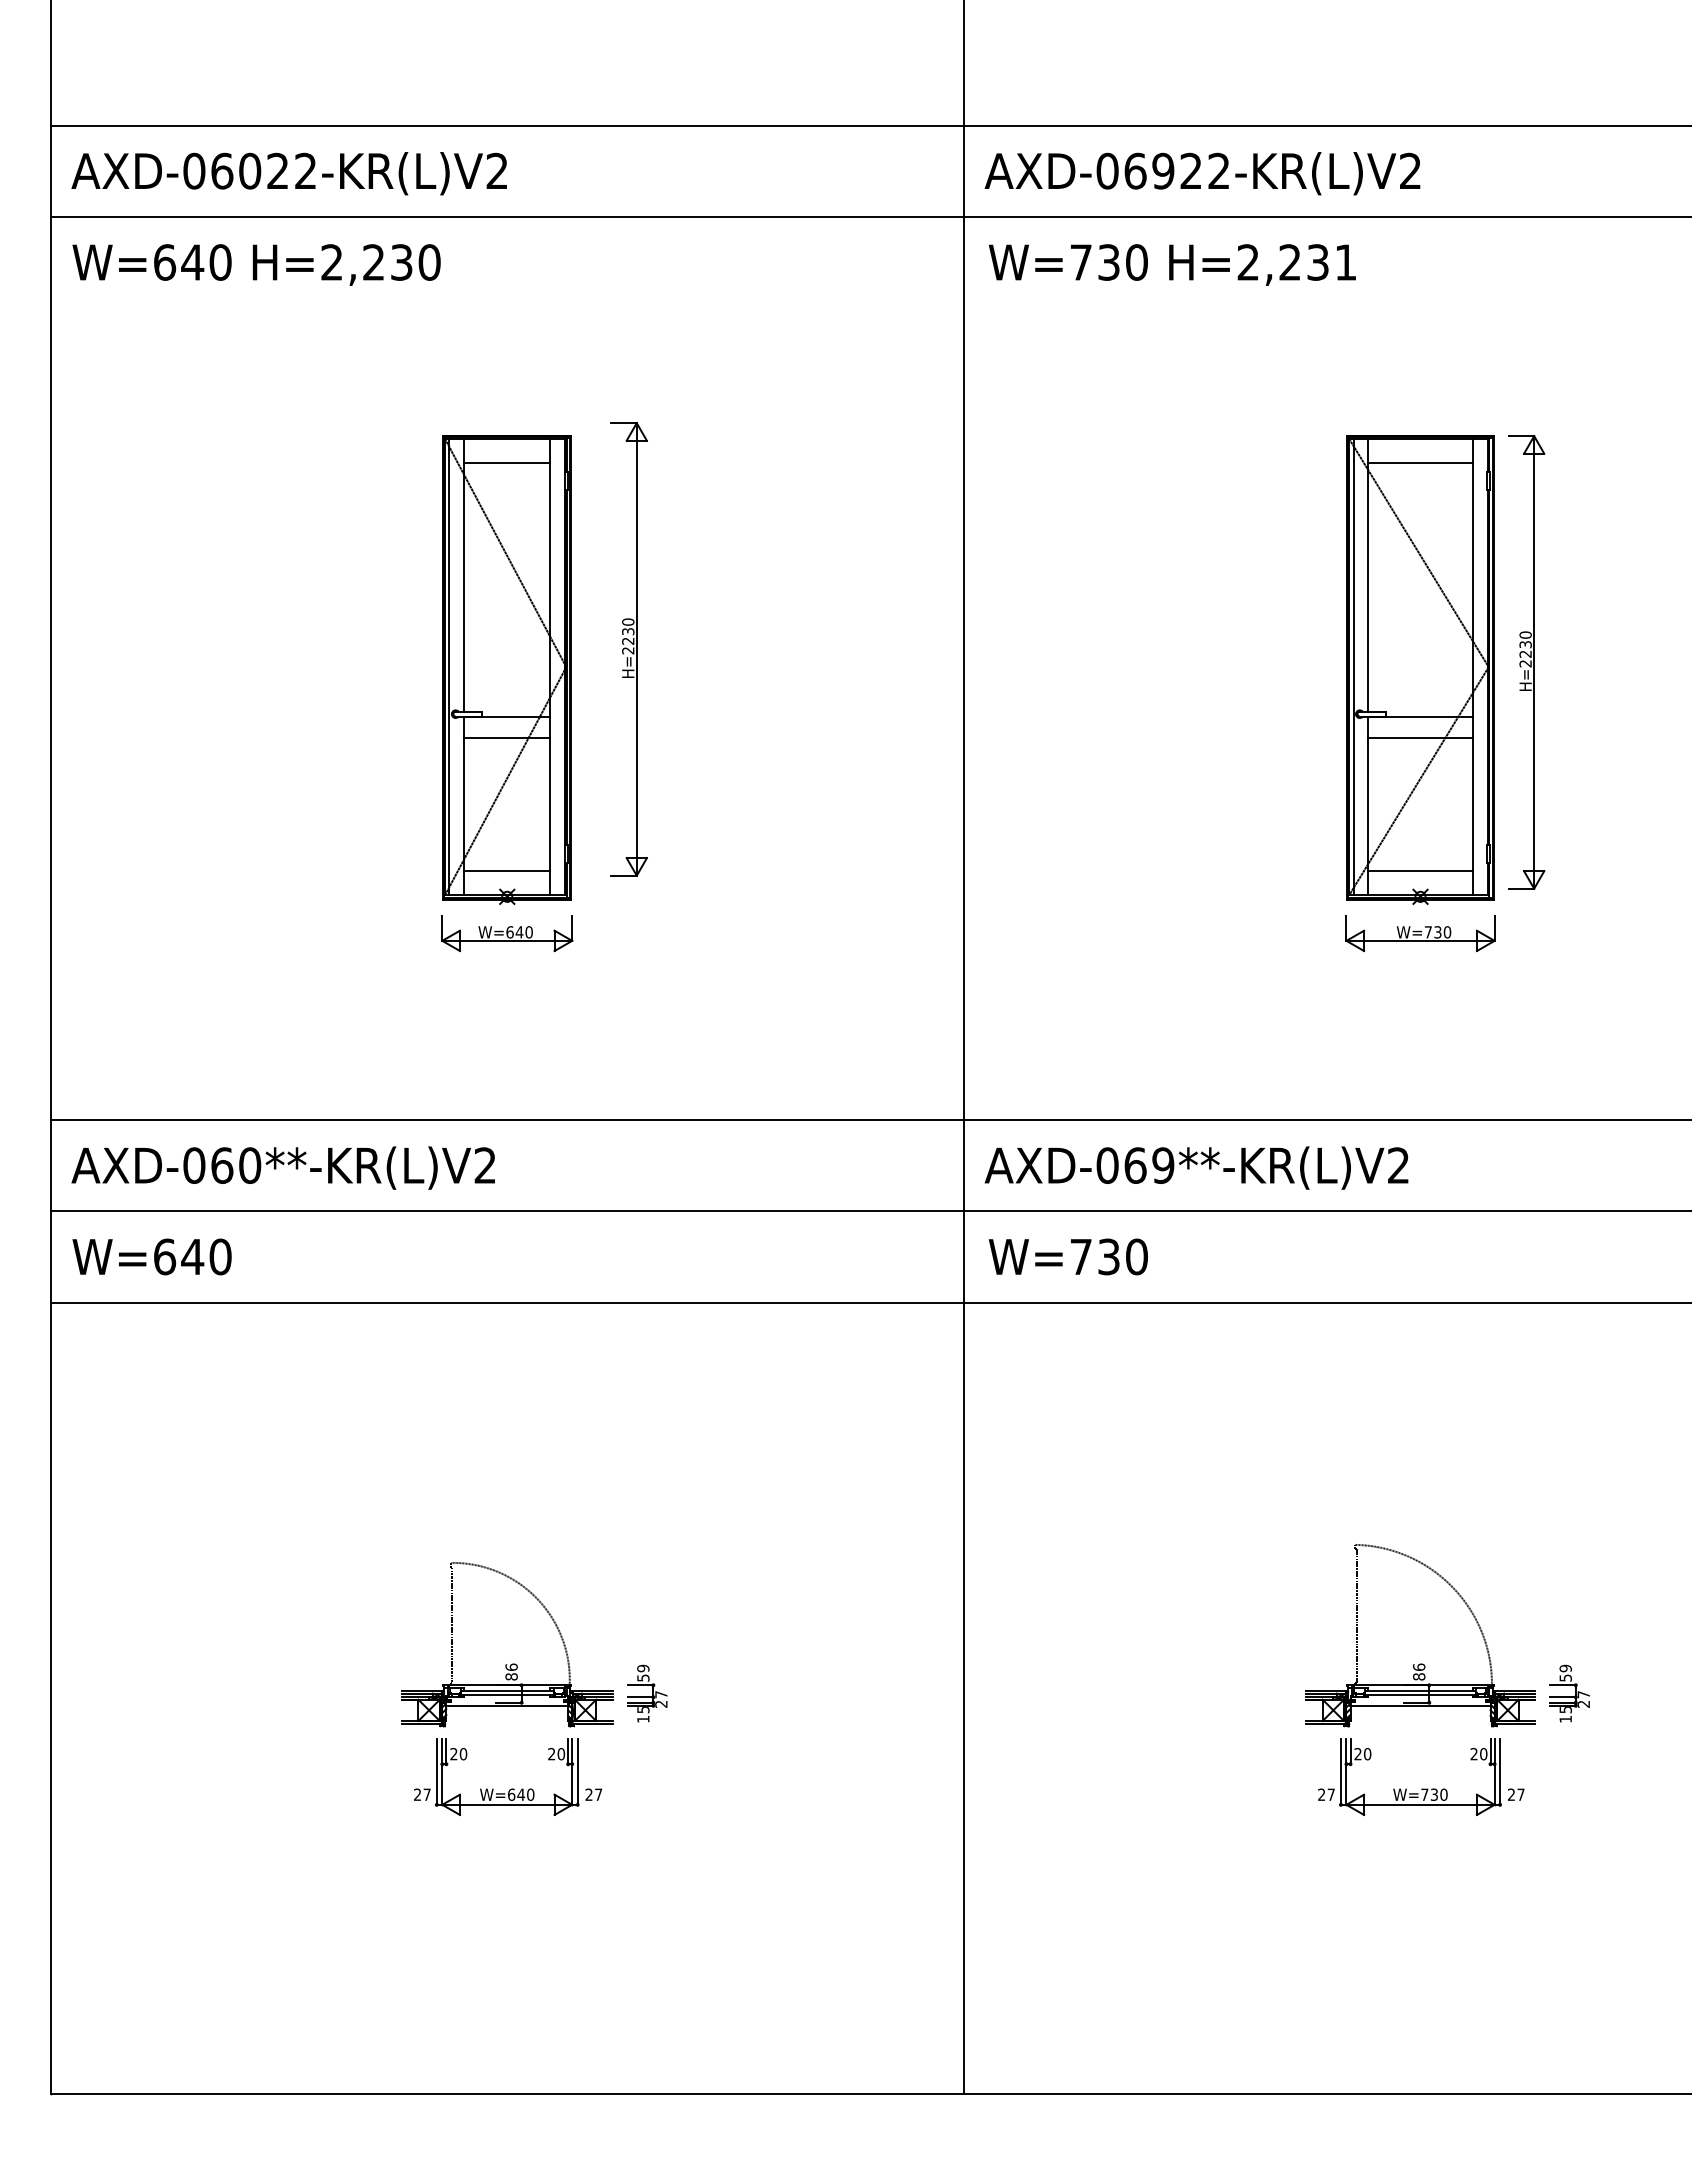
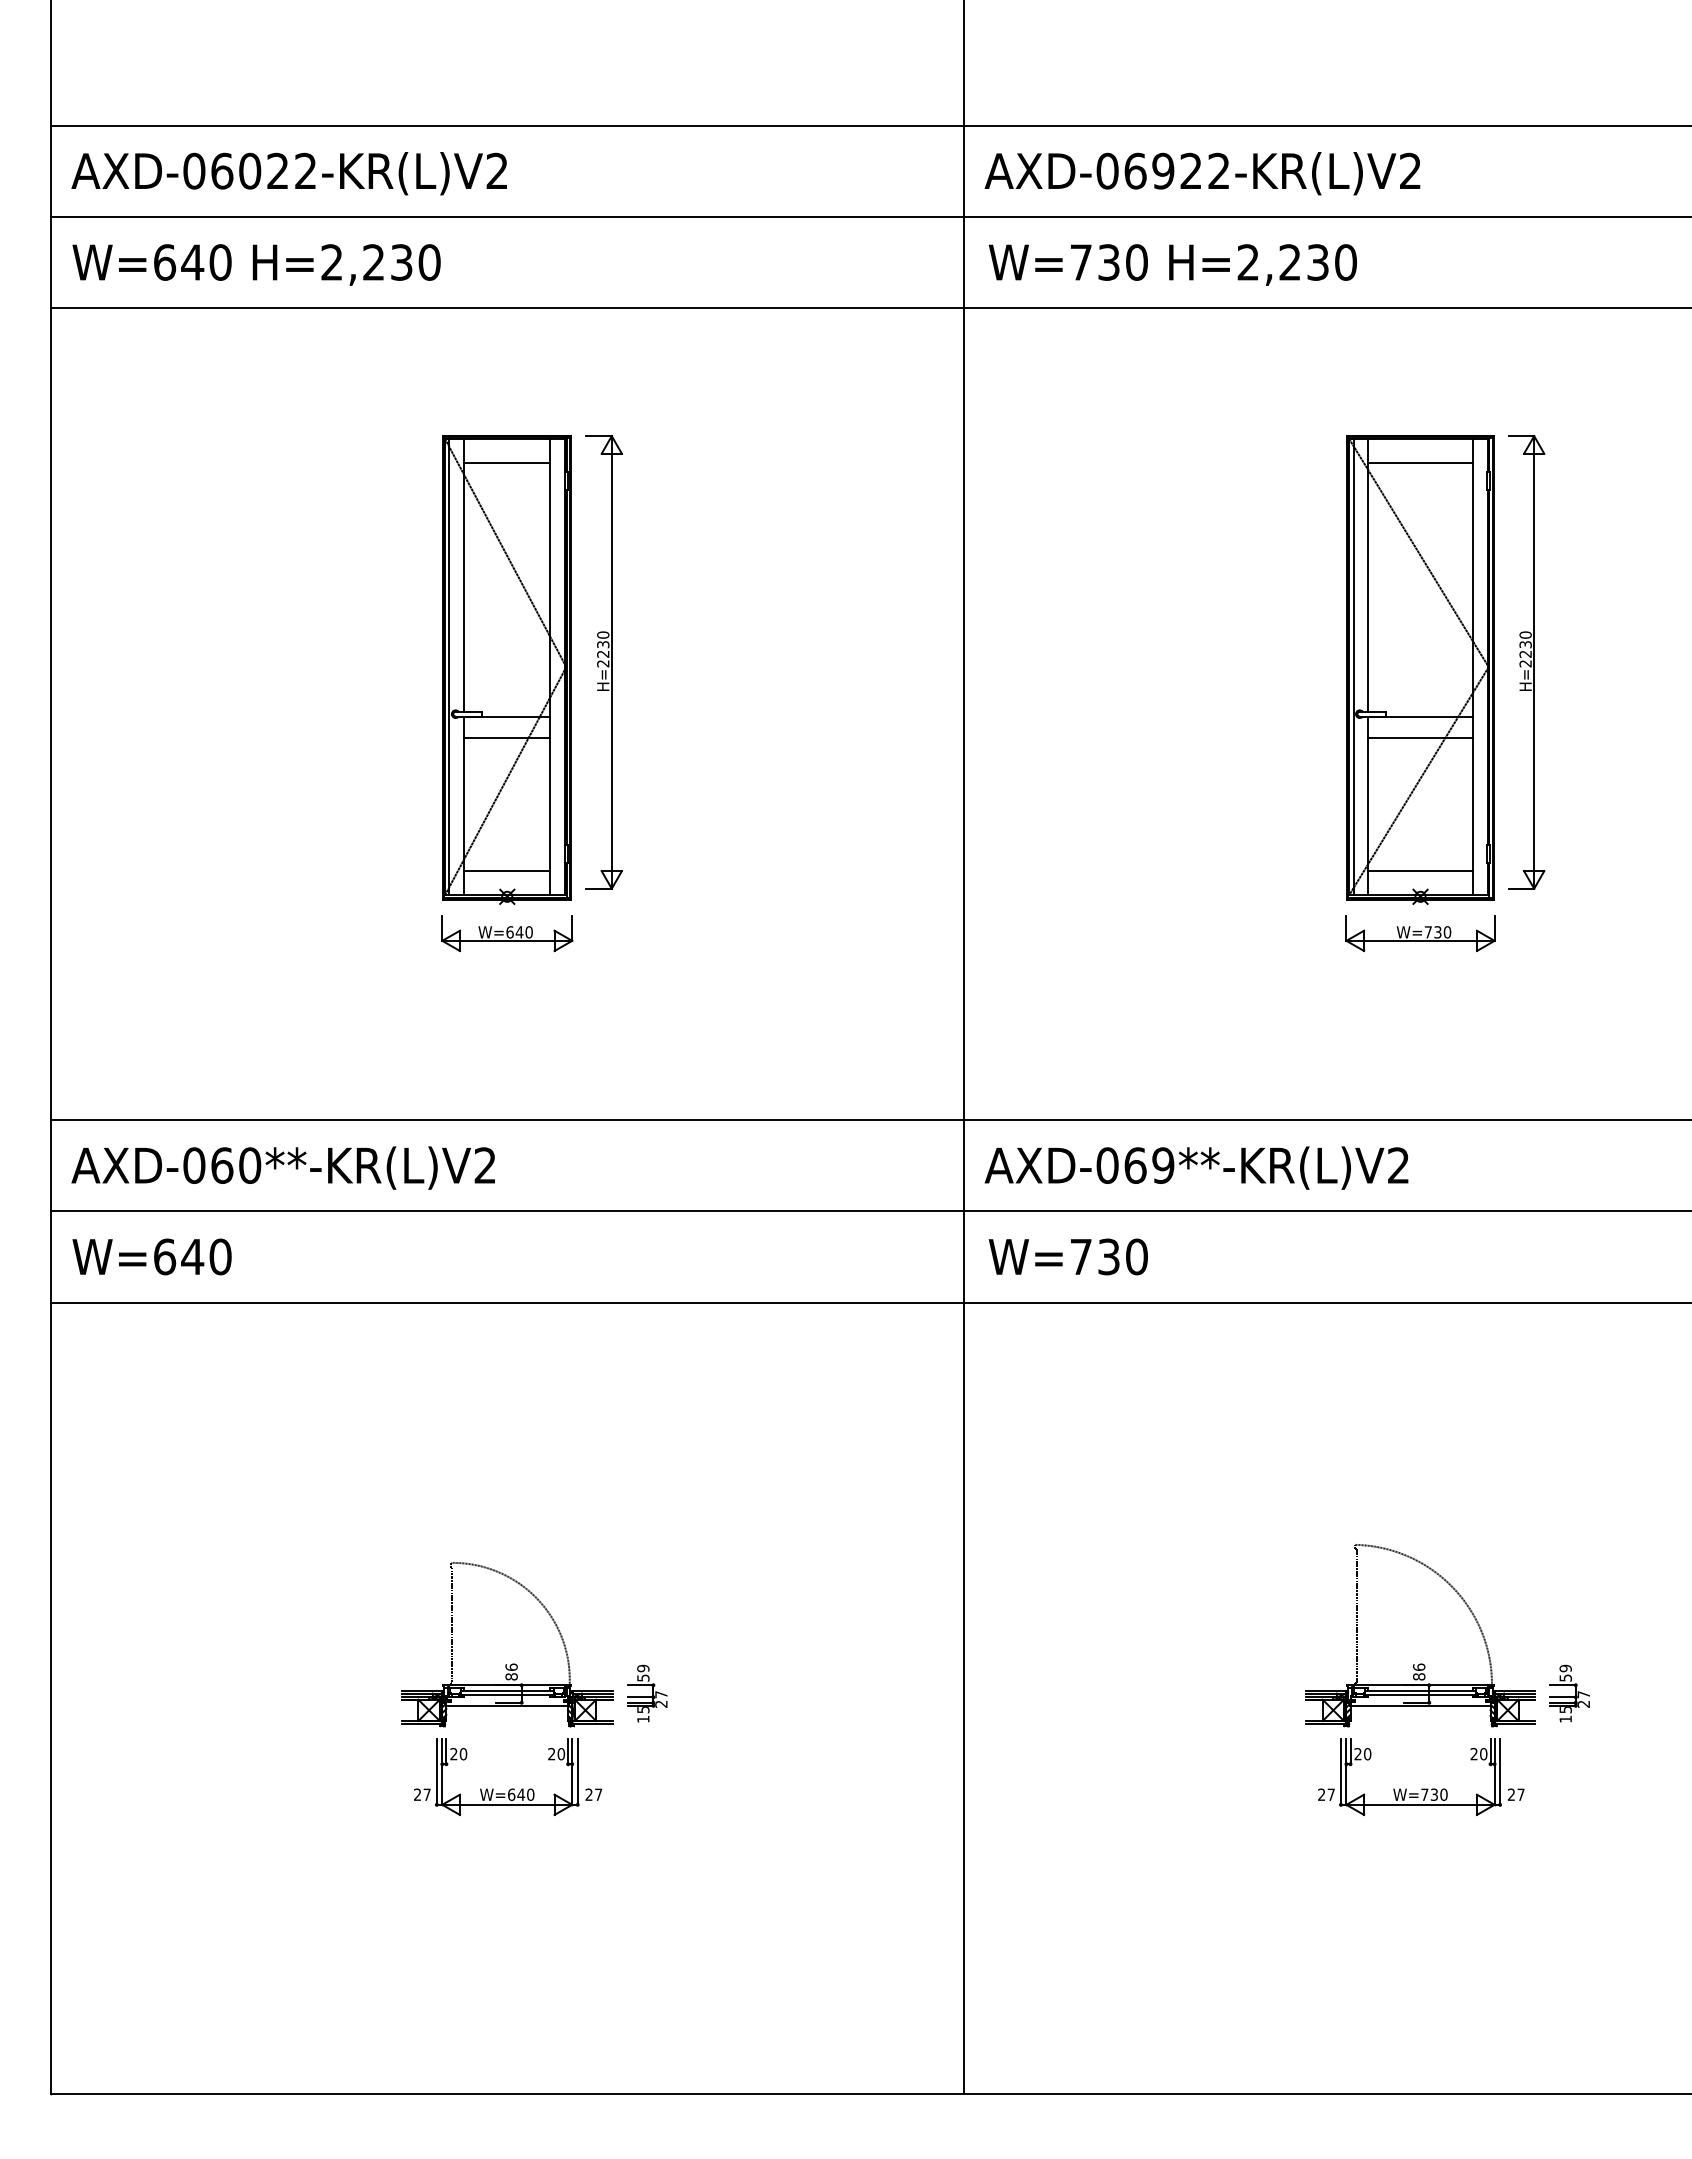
text: H=2,231 -> H=2,230 (1346, 262)
line: none -> present (869, 308)
part position: (628, 649) -> (603, 662) (603, 662)
